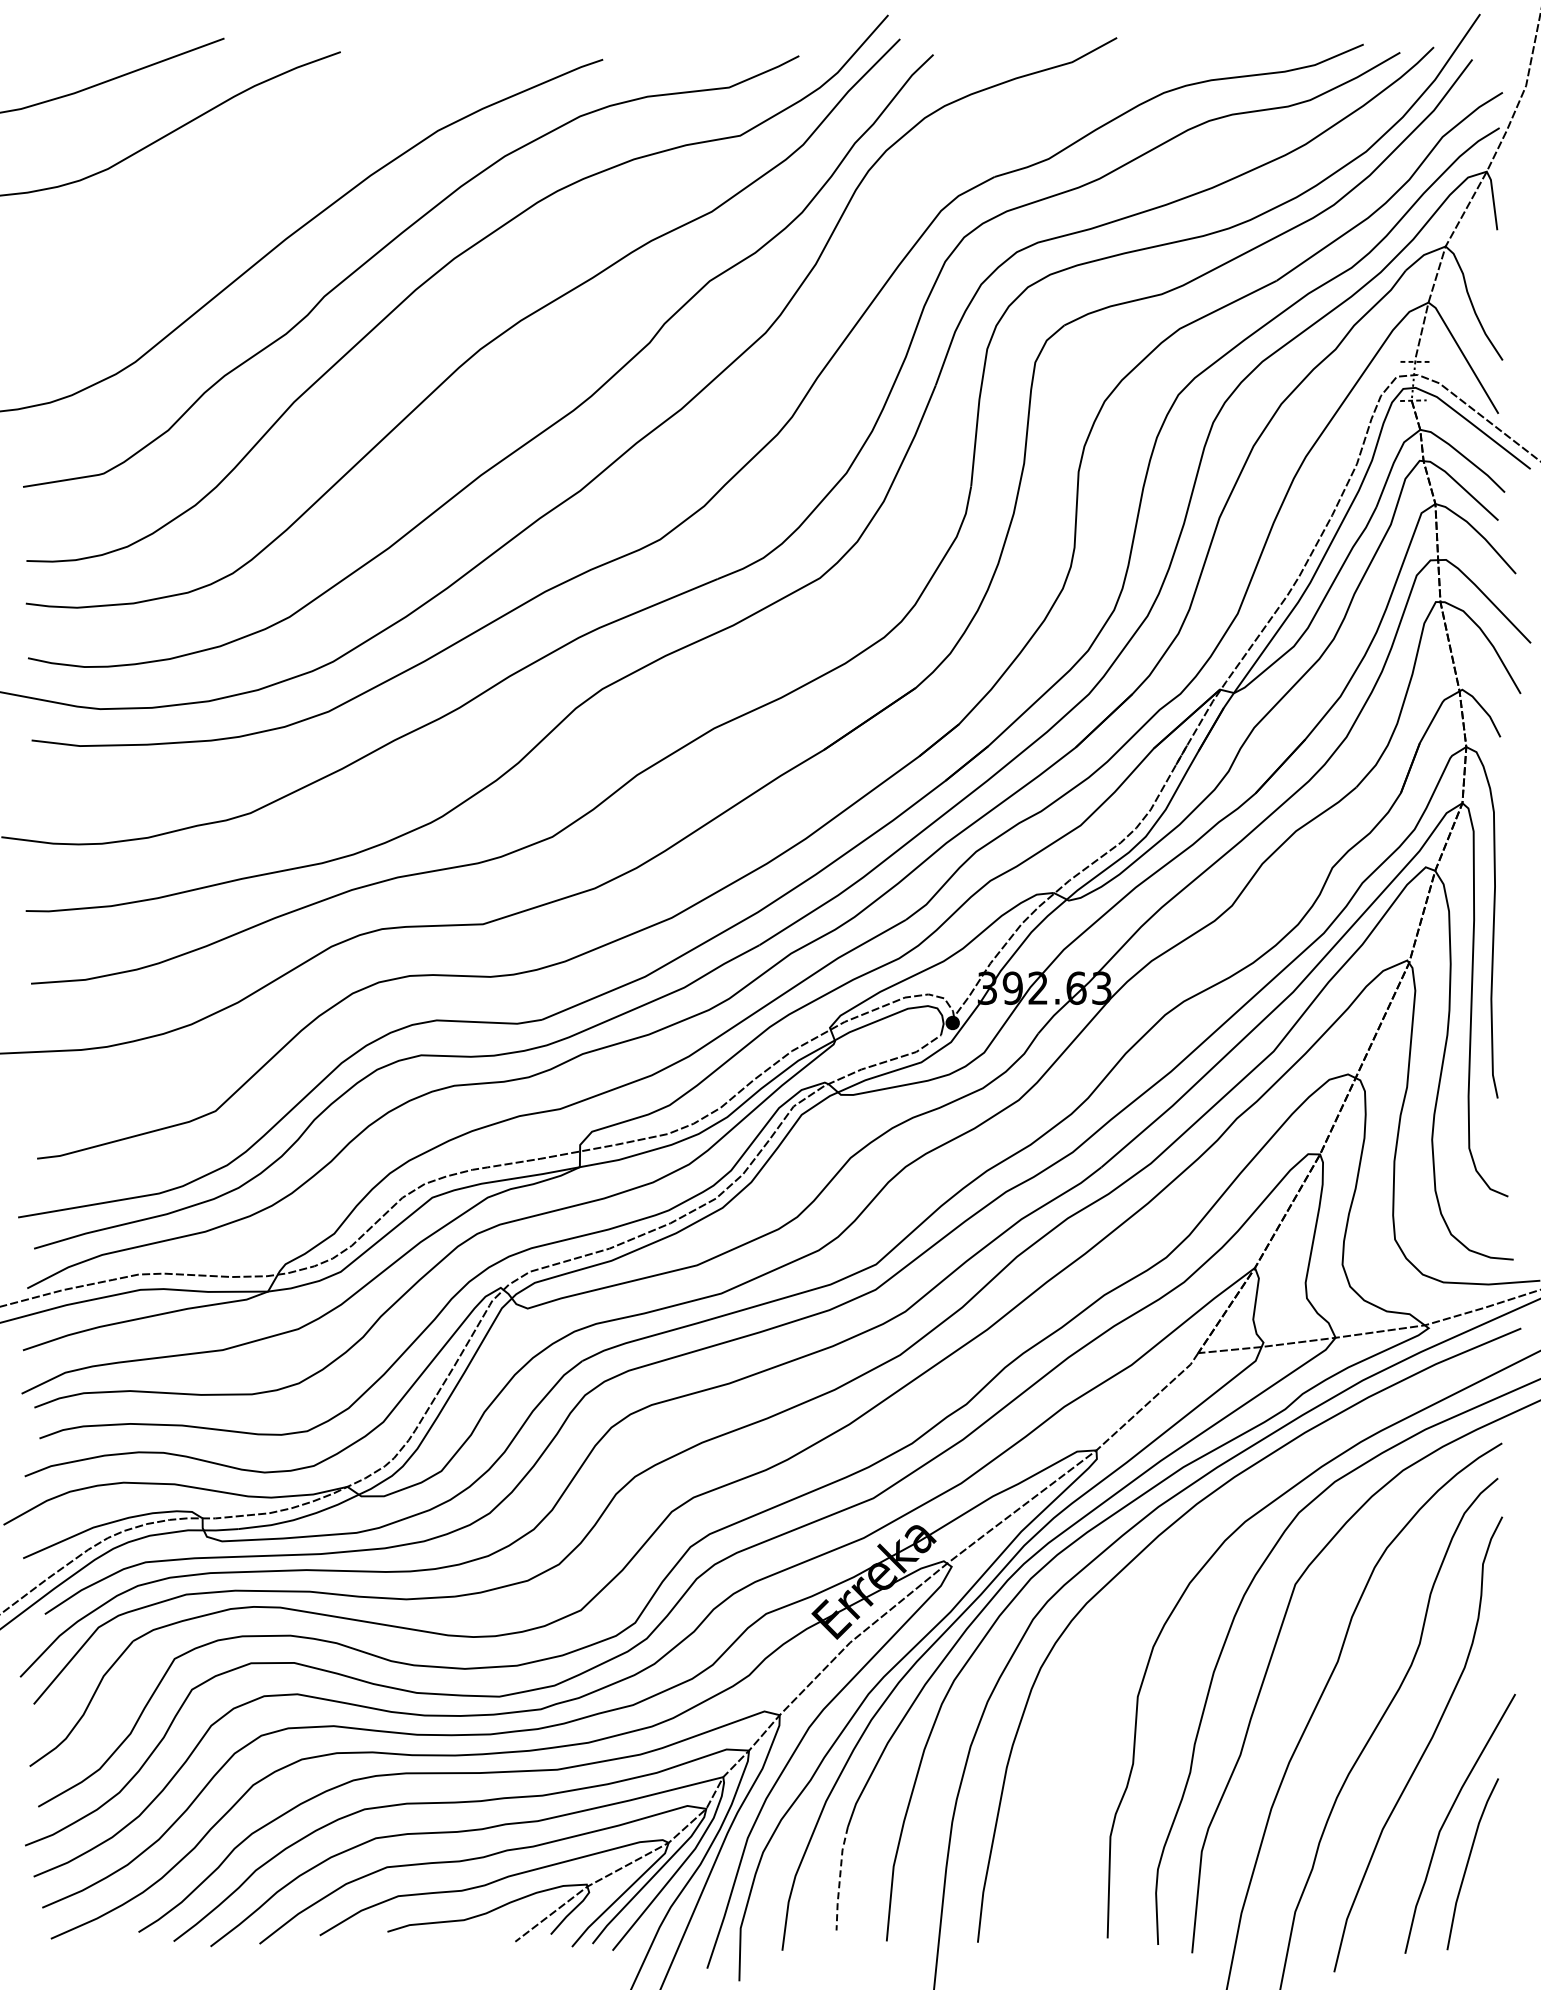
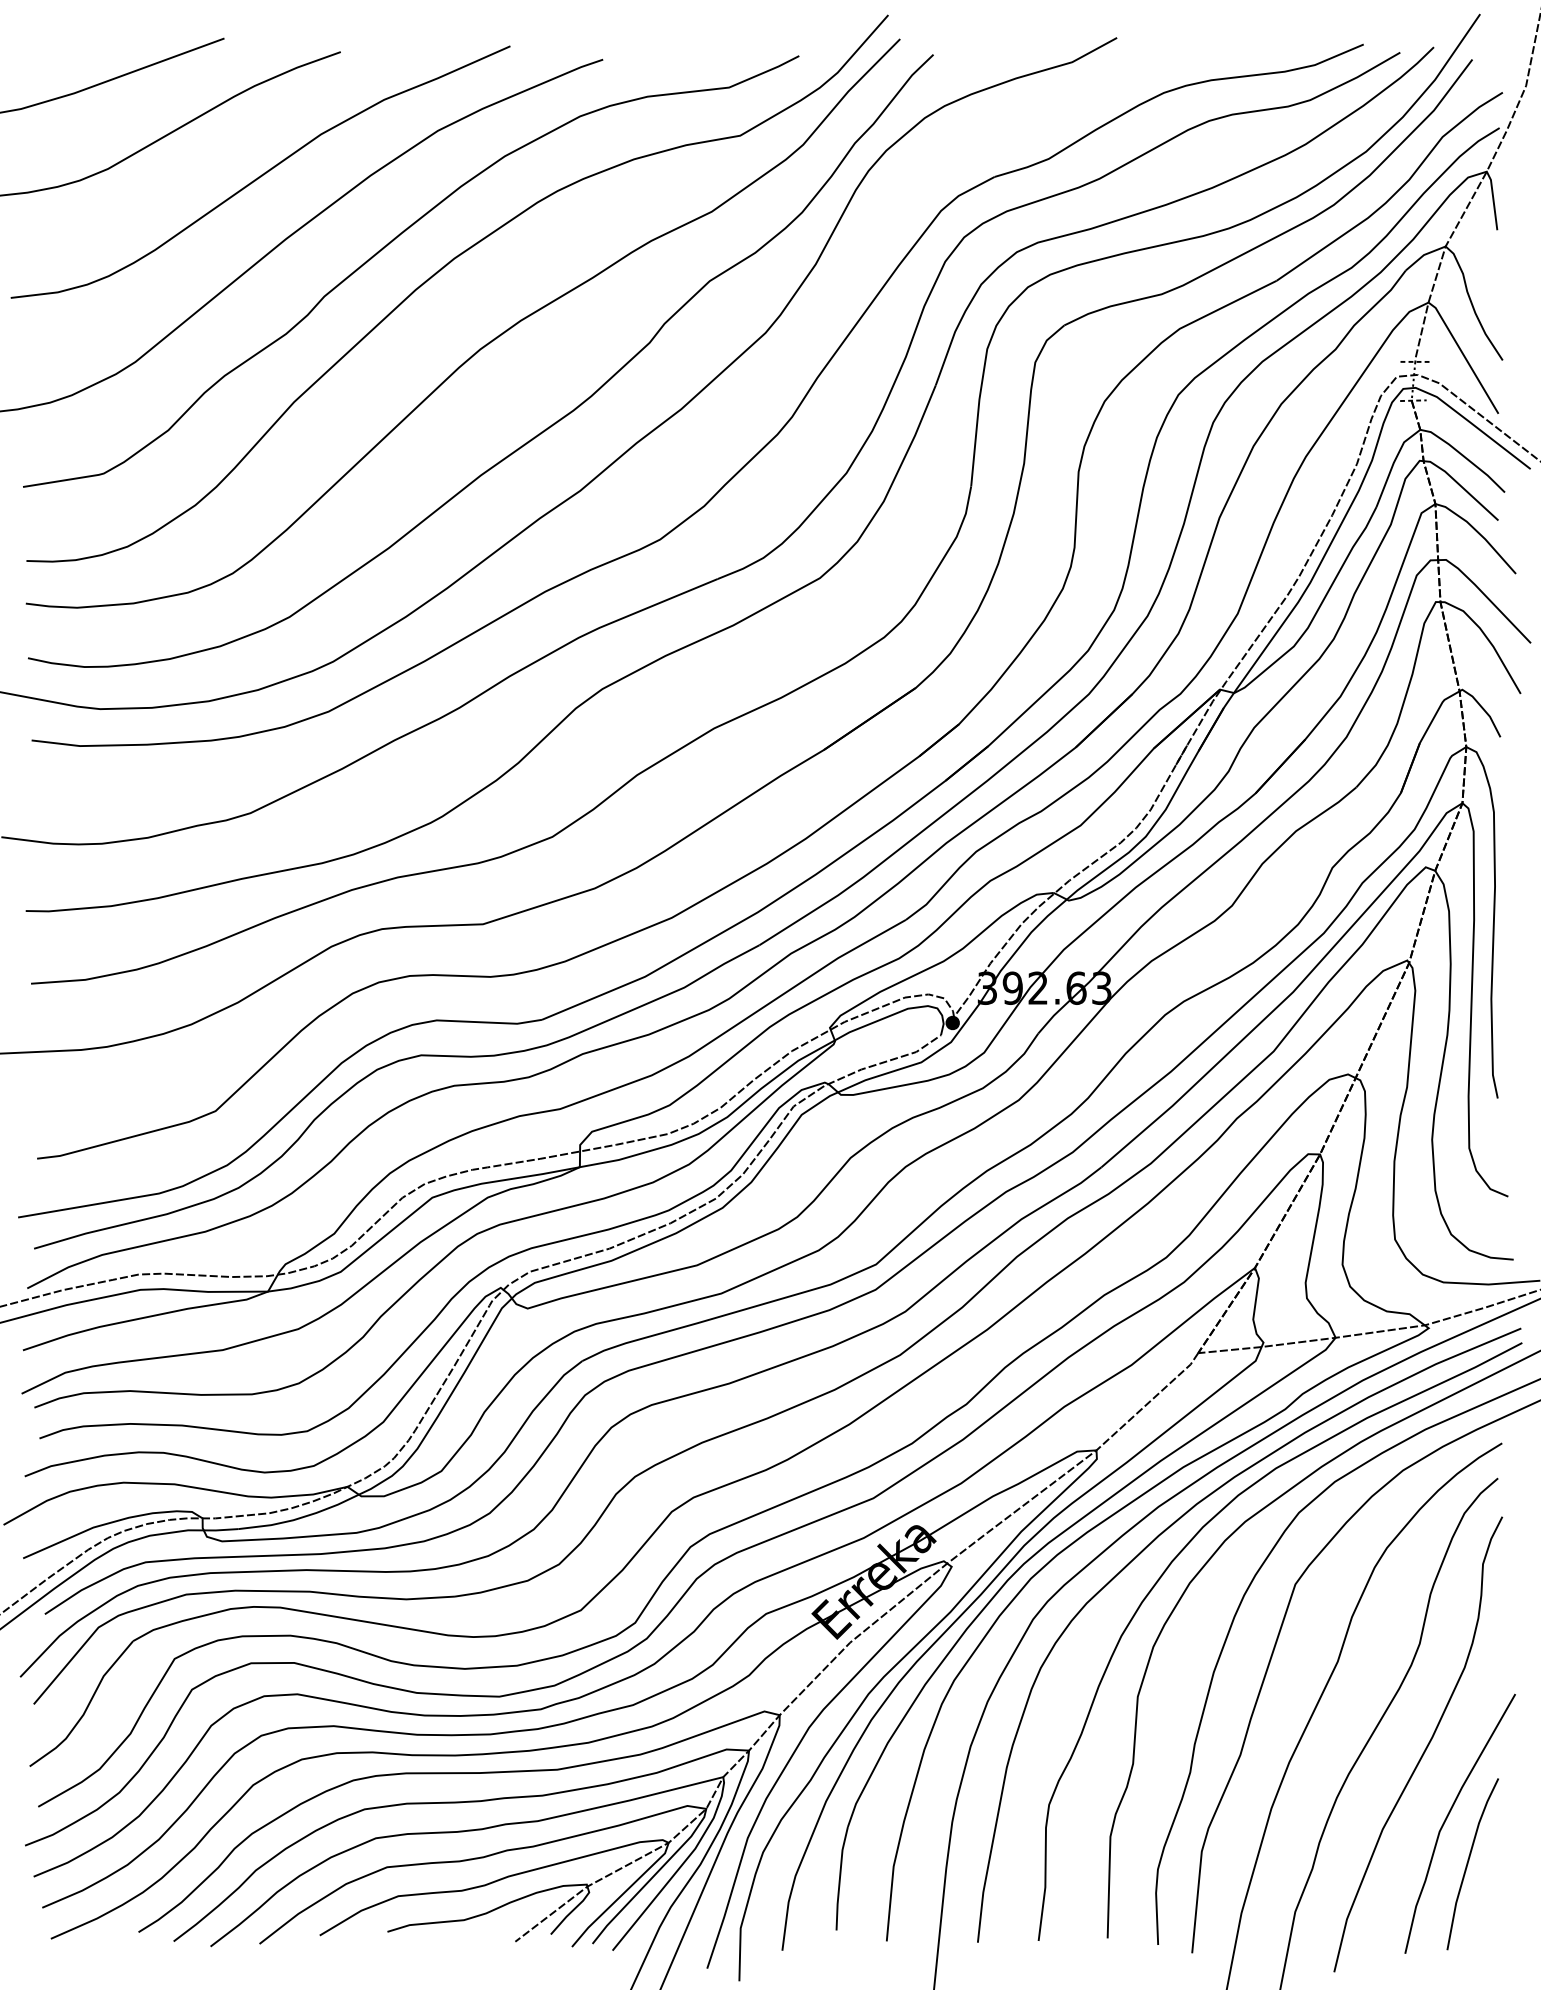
curve: none -> present (261, 174)
curve: none -> present (1177, 1557)
line: dashed -> solid (839, 1878)
